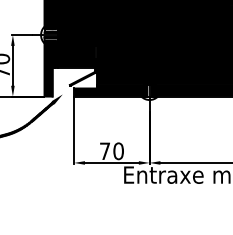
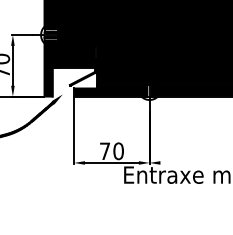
line: present -> none (194, 162)
